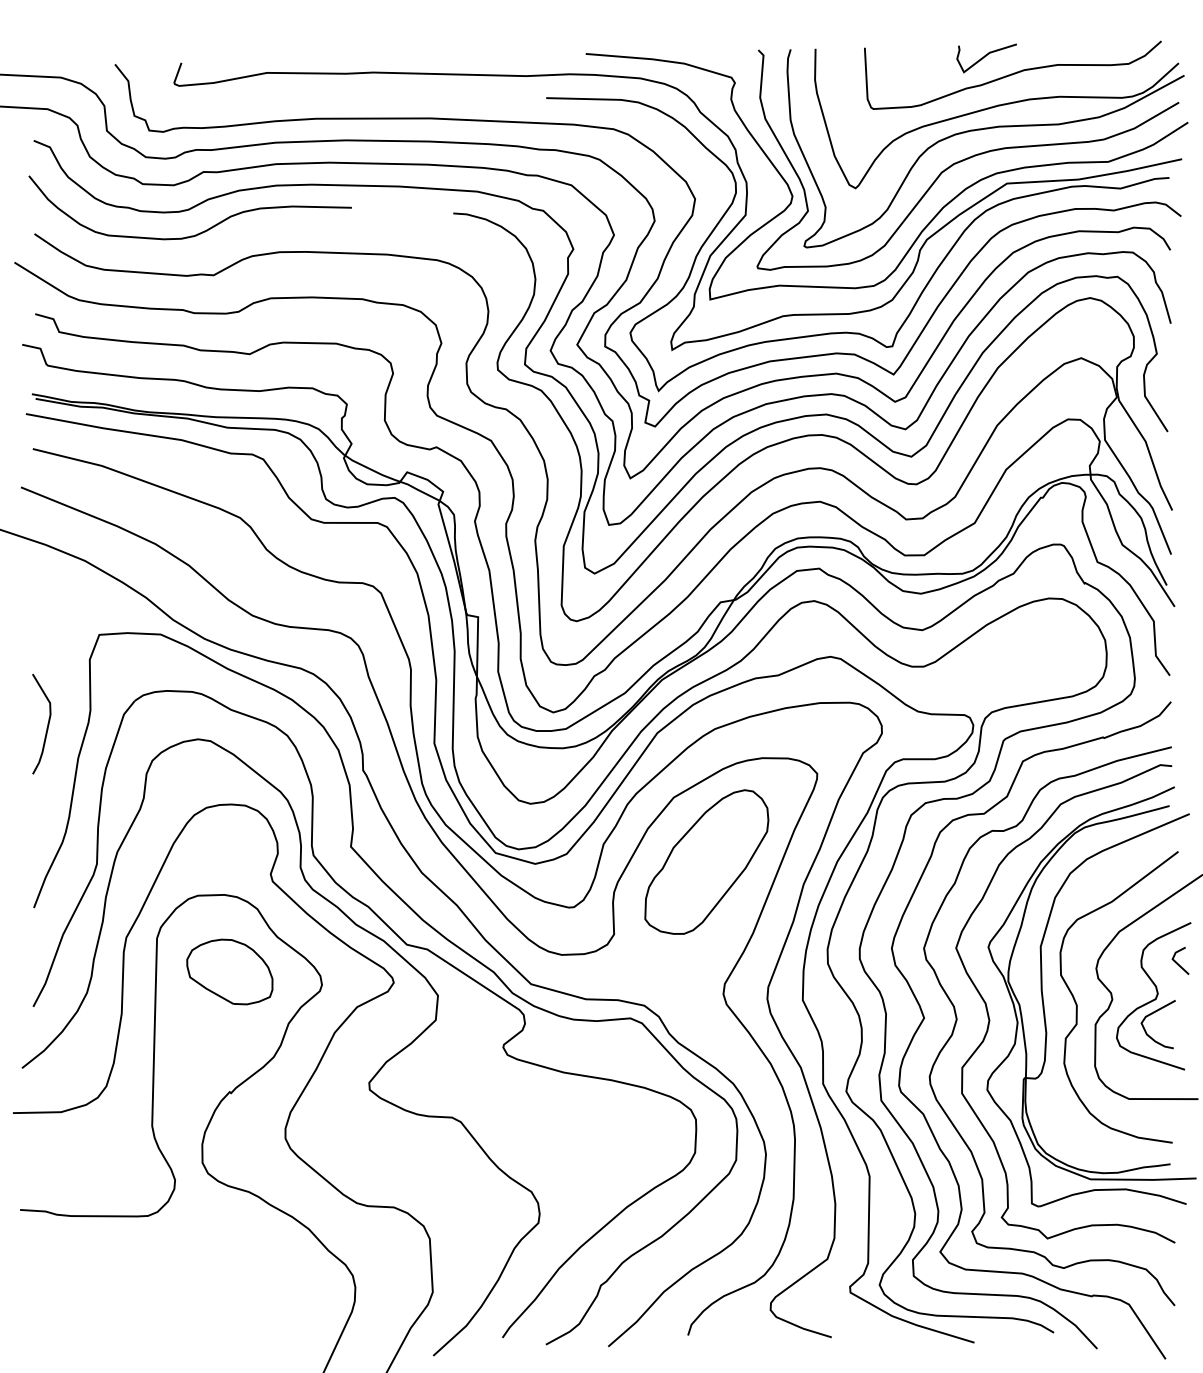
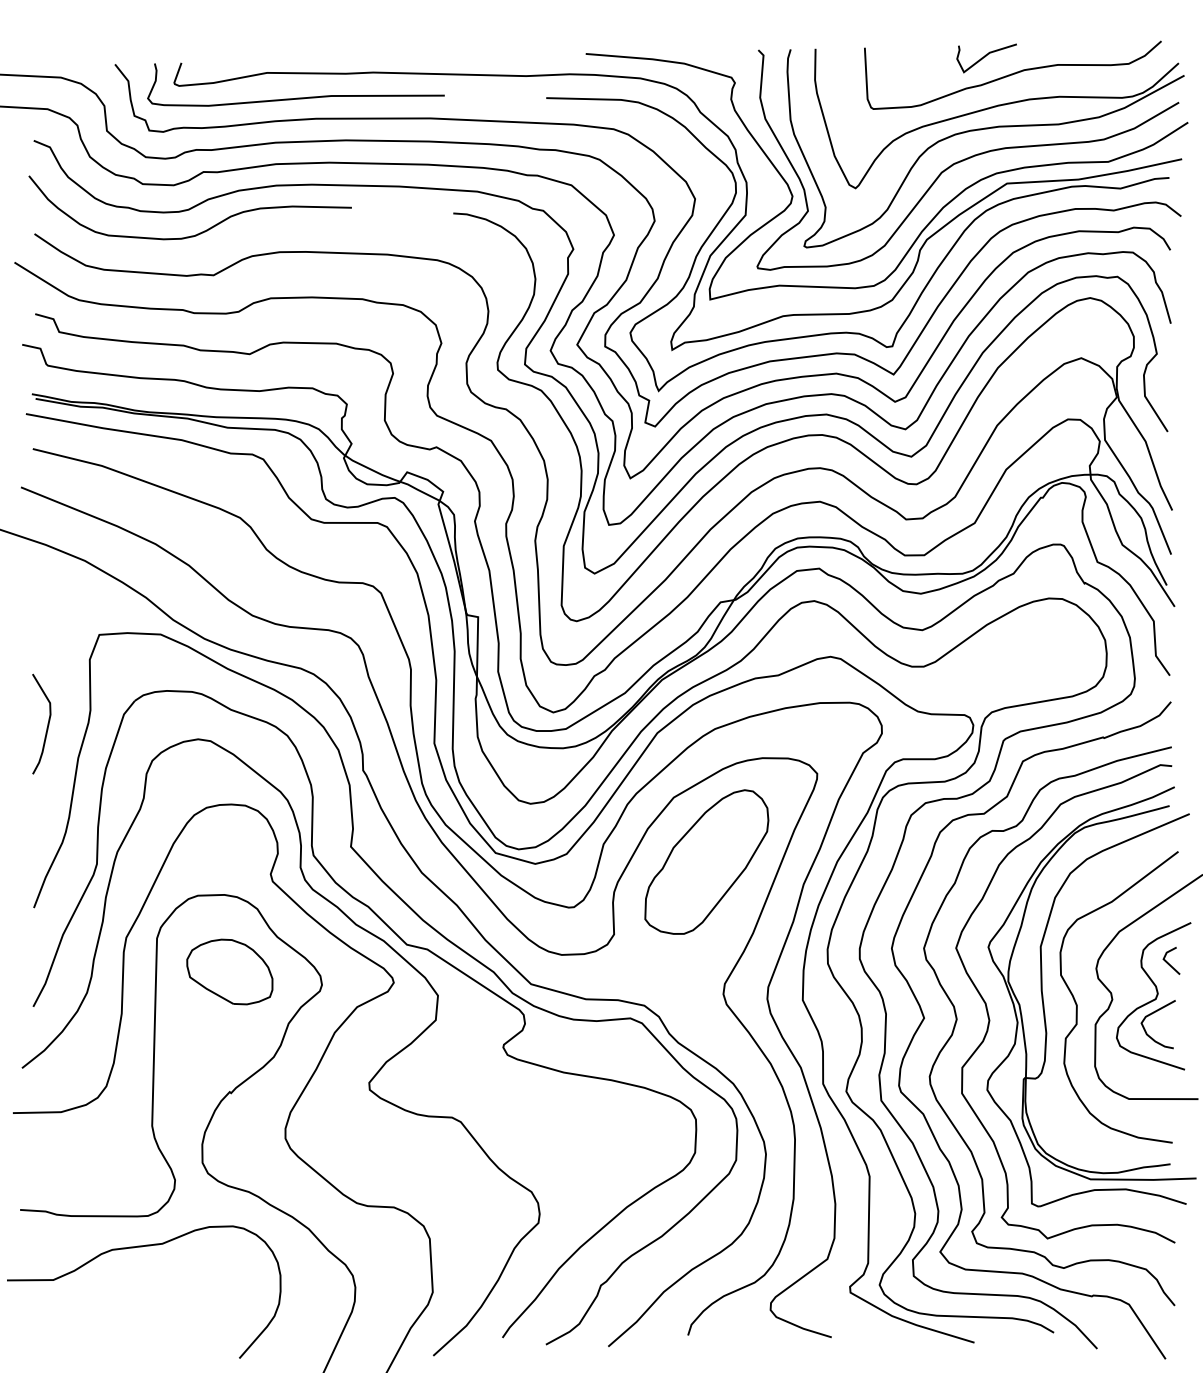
curve: none -> present (296, 97)
line position: (1177, 962) -> (1168, 962) (1168, 962)
curve: none -> present (142, 1247)
